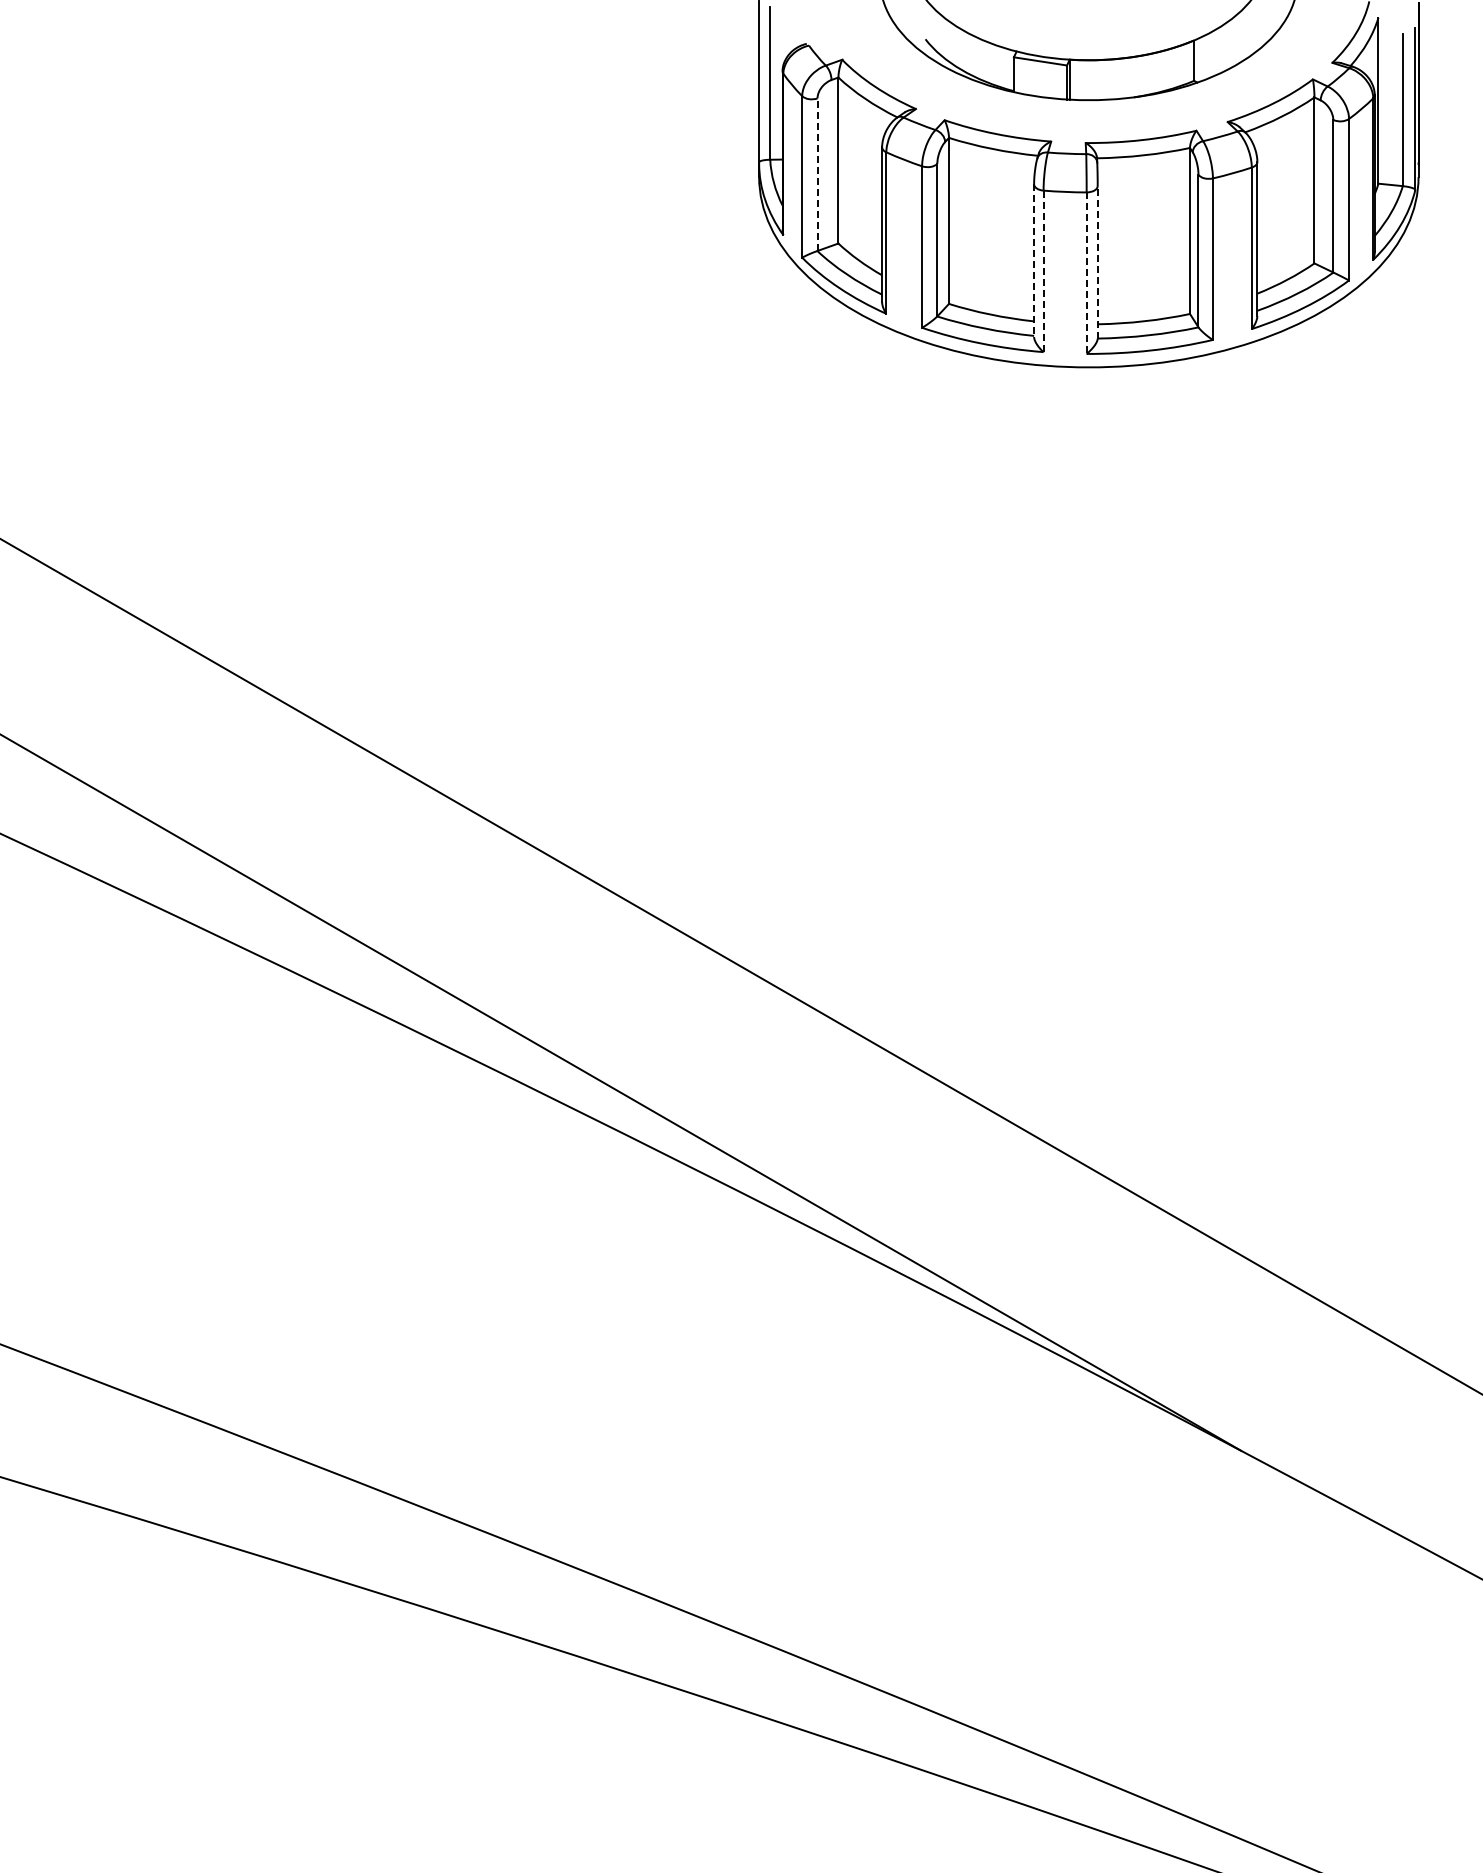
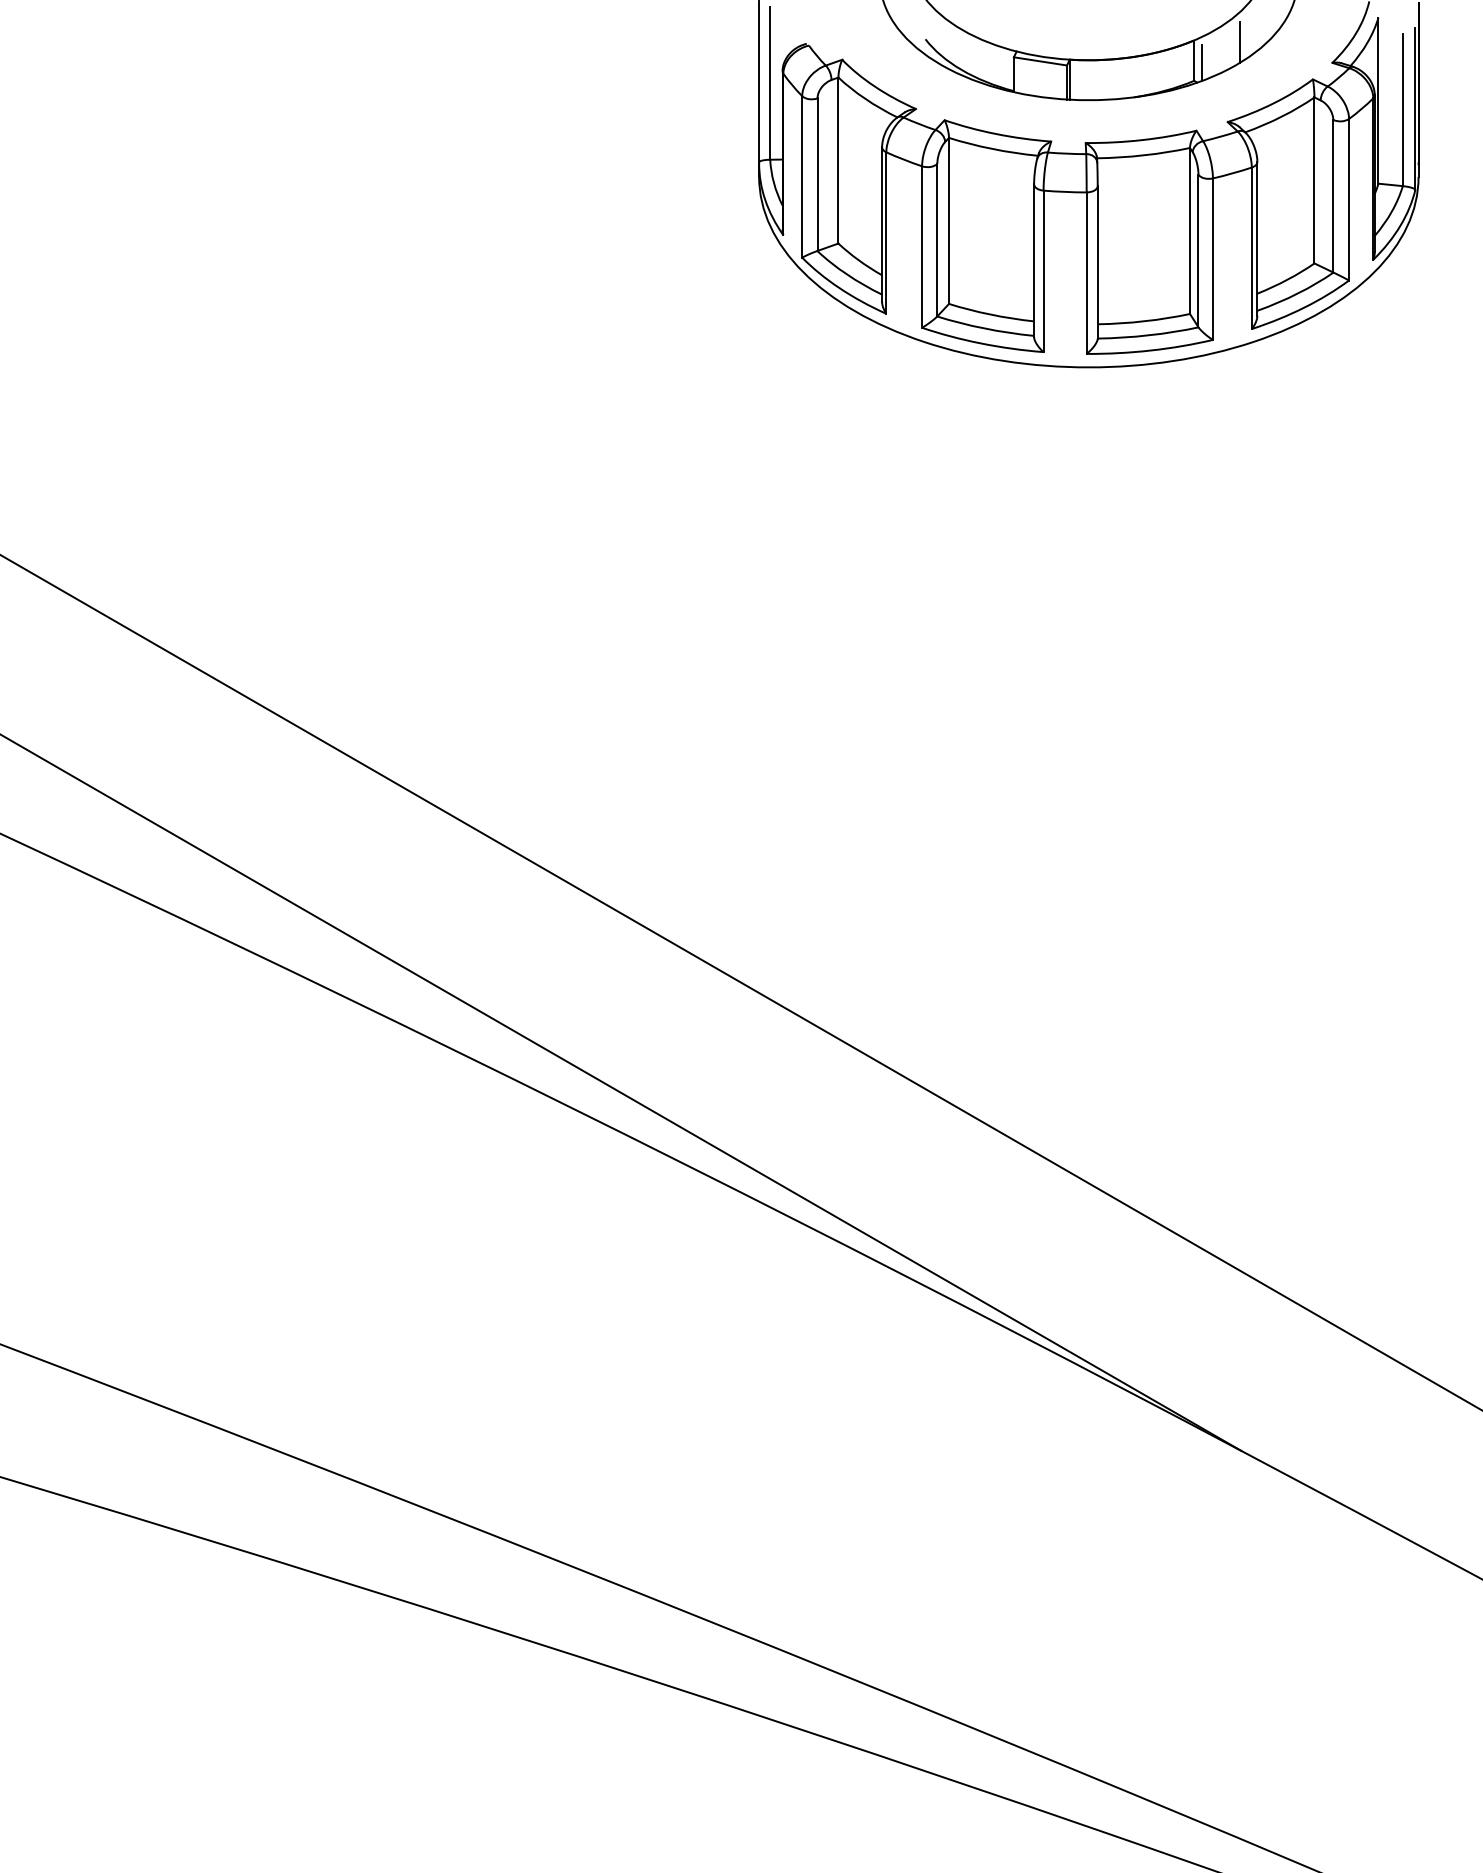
line: none -> present (1240, 42)
line: none -> present (1201, 62)
line: dashed -> solid (817, 174)
line: dashed -> solid (1034, 261)
line: dashed -> solid (1097, 261)
line: dashed -> solid (1043, 271)
line: dashed -> solid (1086, 273)
line position: (740, 966) -> (740, 982) (740, 982)
